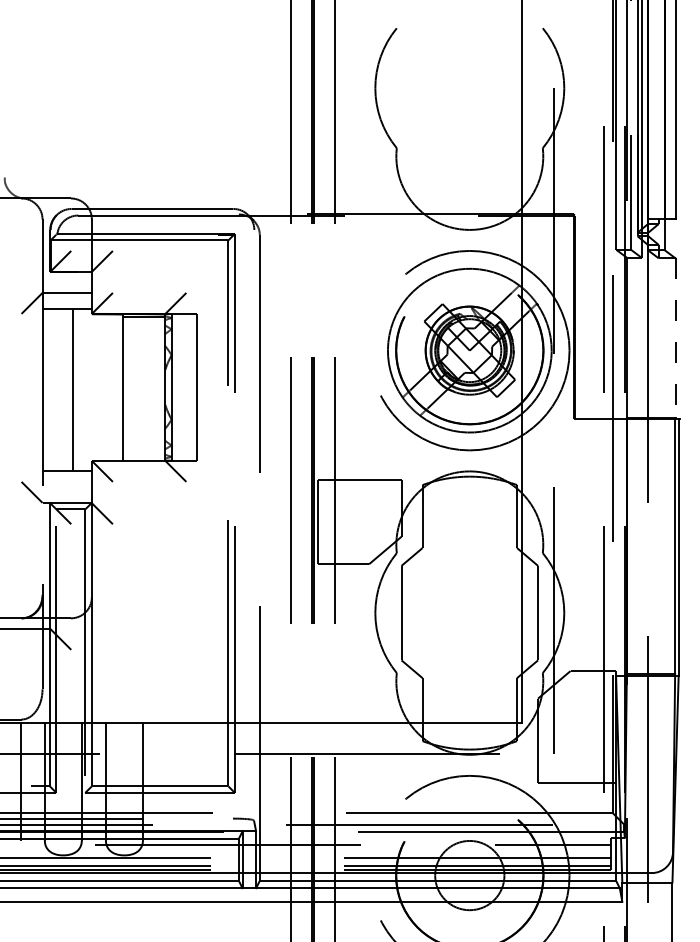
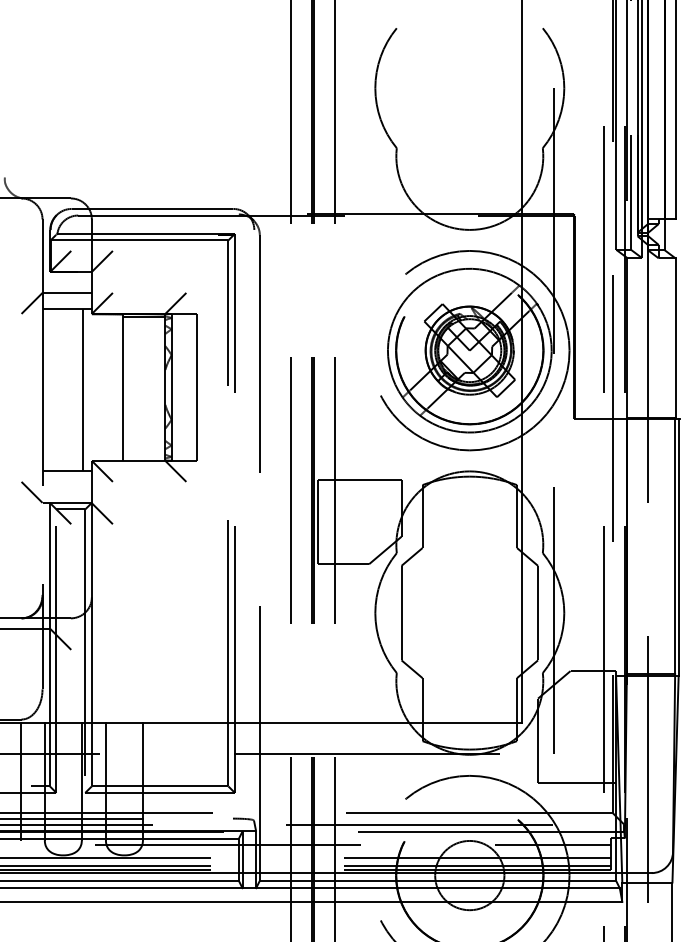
line: dashed -> solid (675, 338)
line position: (72, 389) -> (82, 389) (82, 389)
